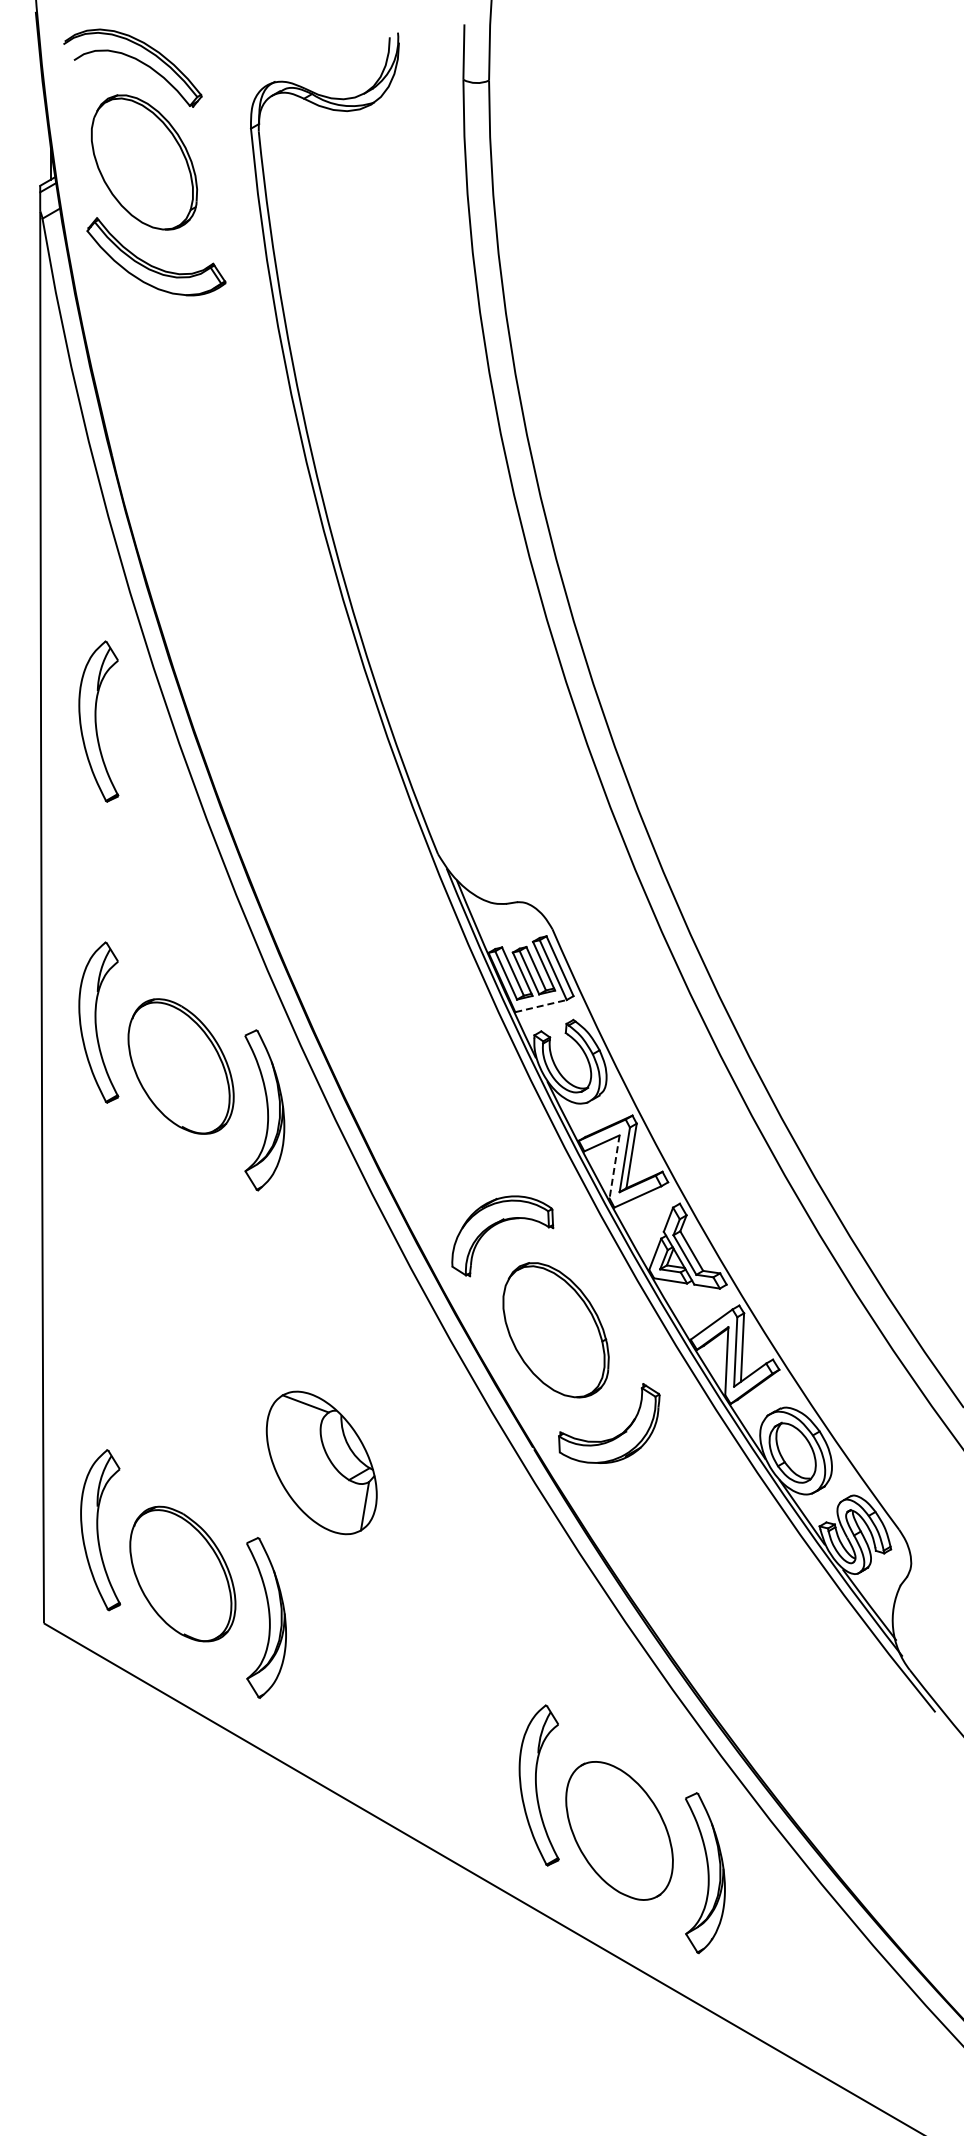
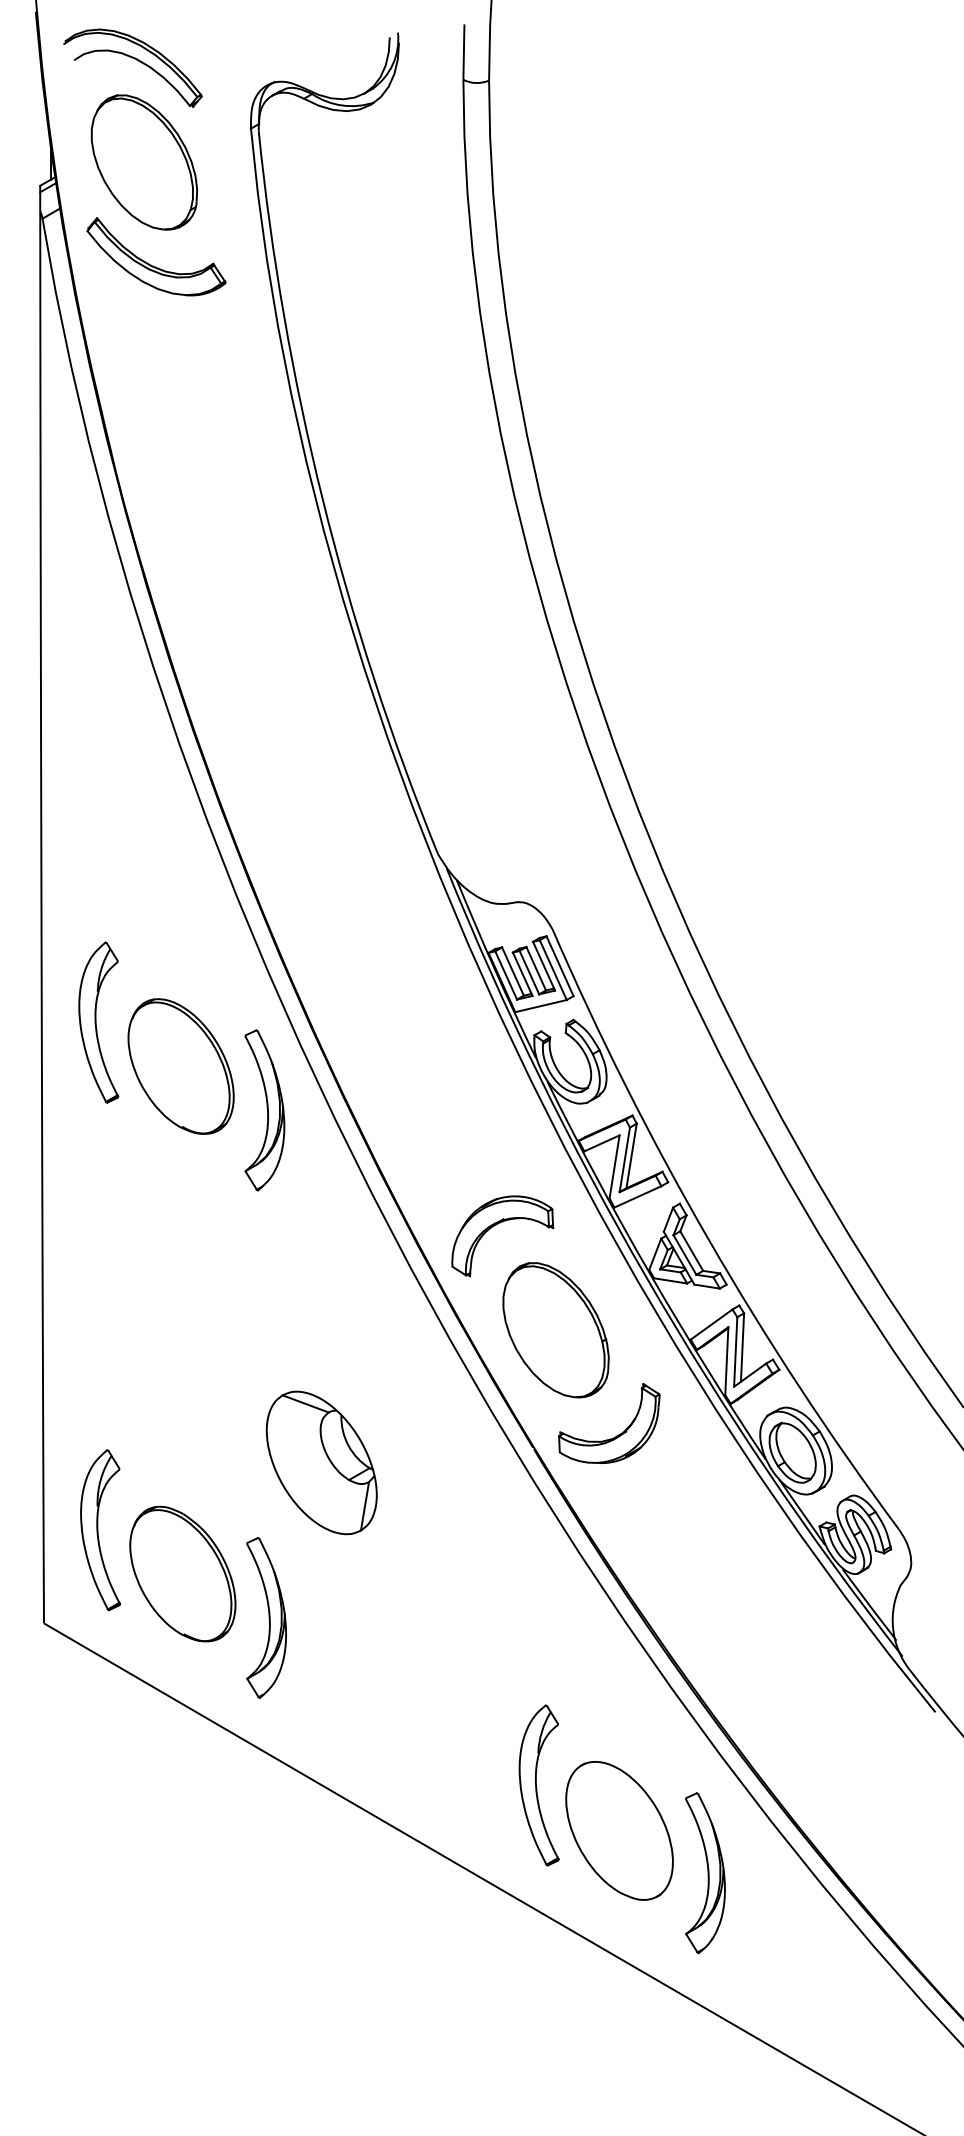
part: present -> none (98, 721)
line: dashed -> solid (541, 1006)
line: dashed -> solid (614, 1166)
